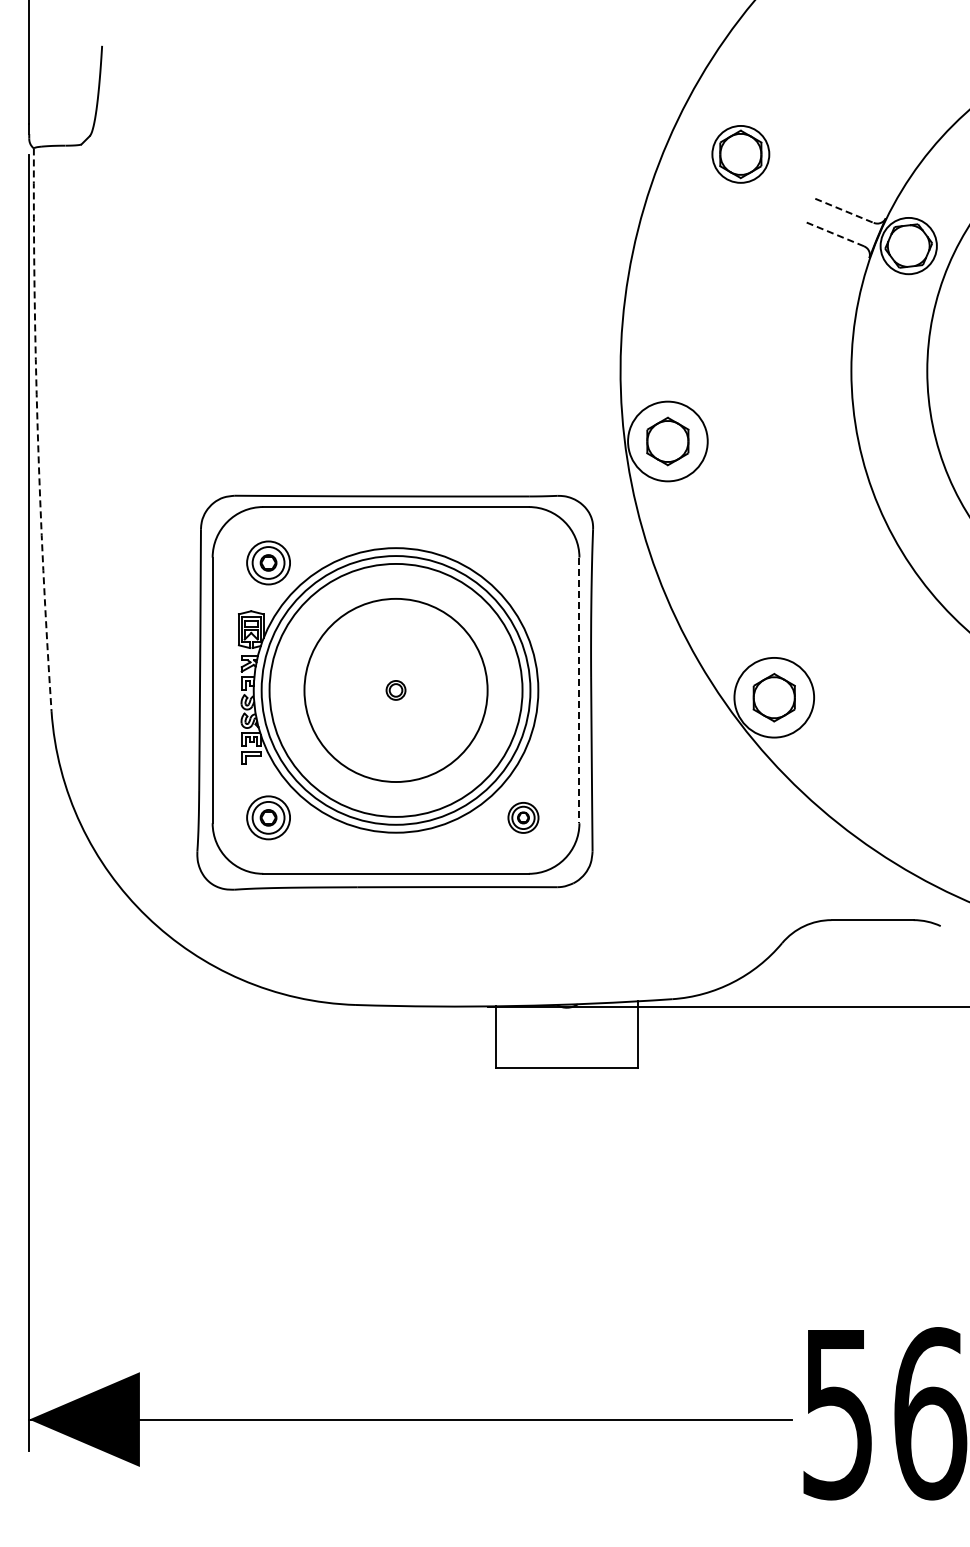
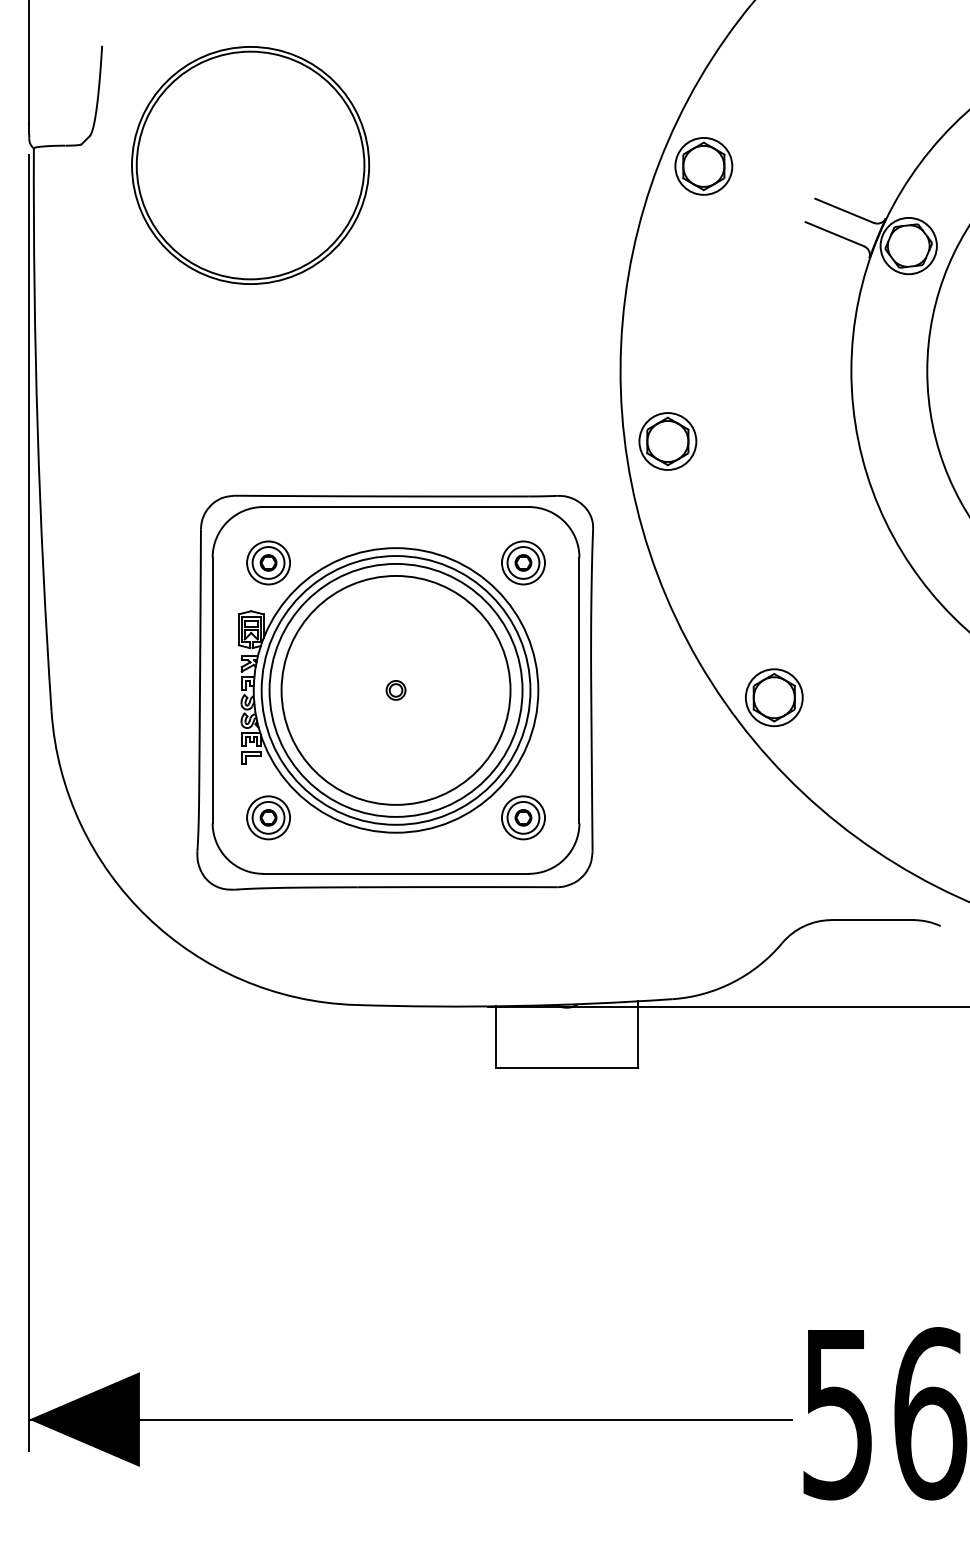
part position: (740, 154) -> (703, 166) (703, 166)
part: none -> present (250, 165)
line: dashed -> solid (844, 210)
line: dashed -> solid (834, 234)
arc: dashed -> solid (37, 429)
circle diameter: 80 px -> 57 px (667, 441)
part: none -> present (523, 562)
circle diameter: 183 px -> 229 px (395, 689)
line: dashed -> solid (579, 690)
circle diameter: 80 px -> 57 px (773, 697)
part size: 33x32 px -> 45x46 px (523, 817)
